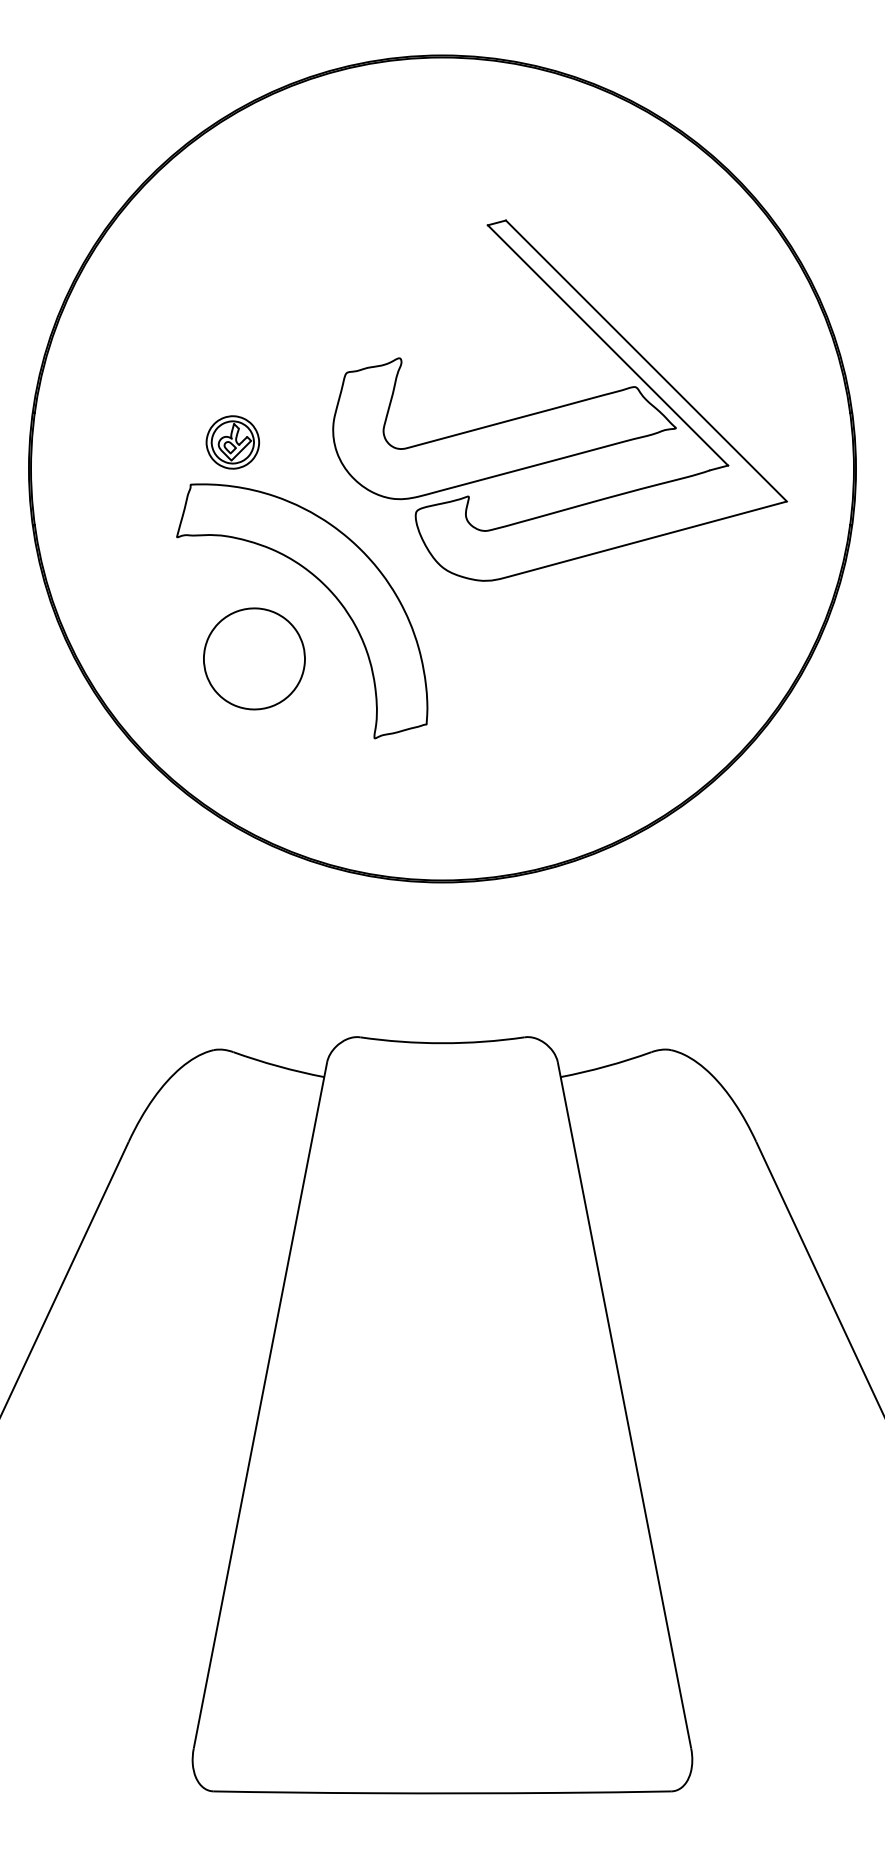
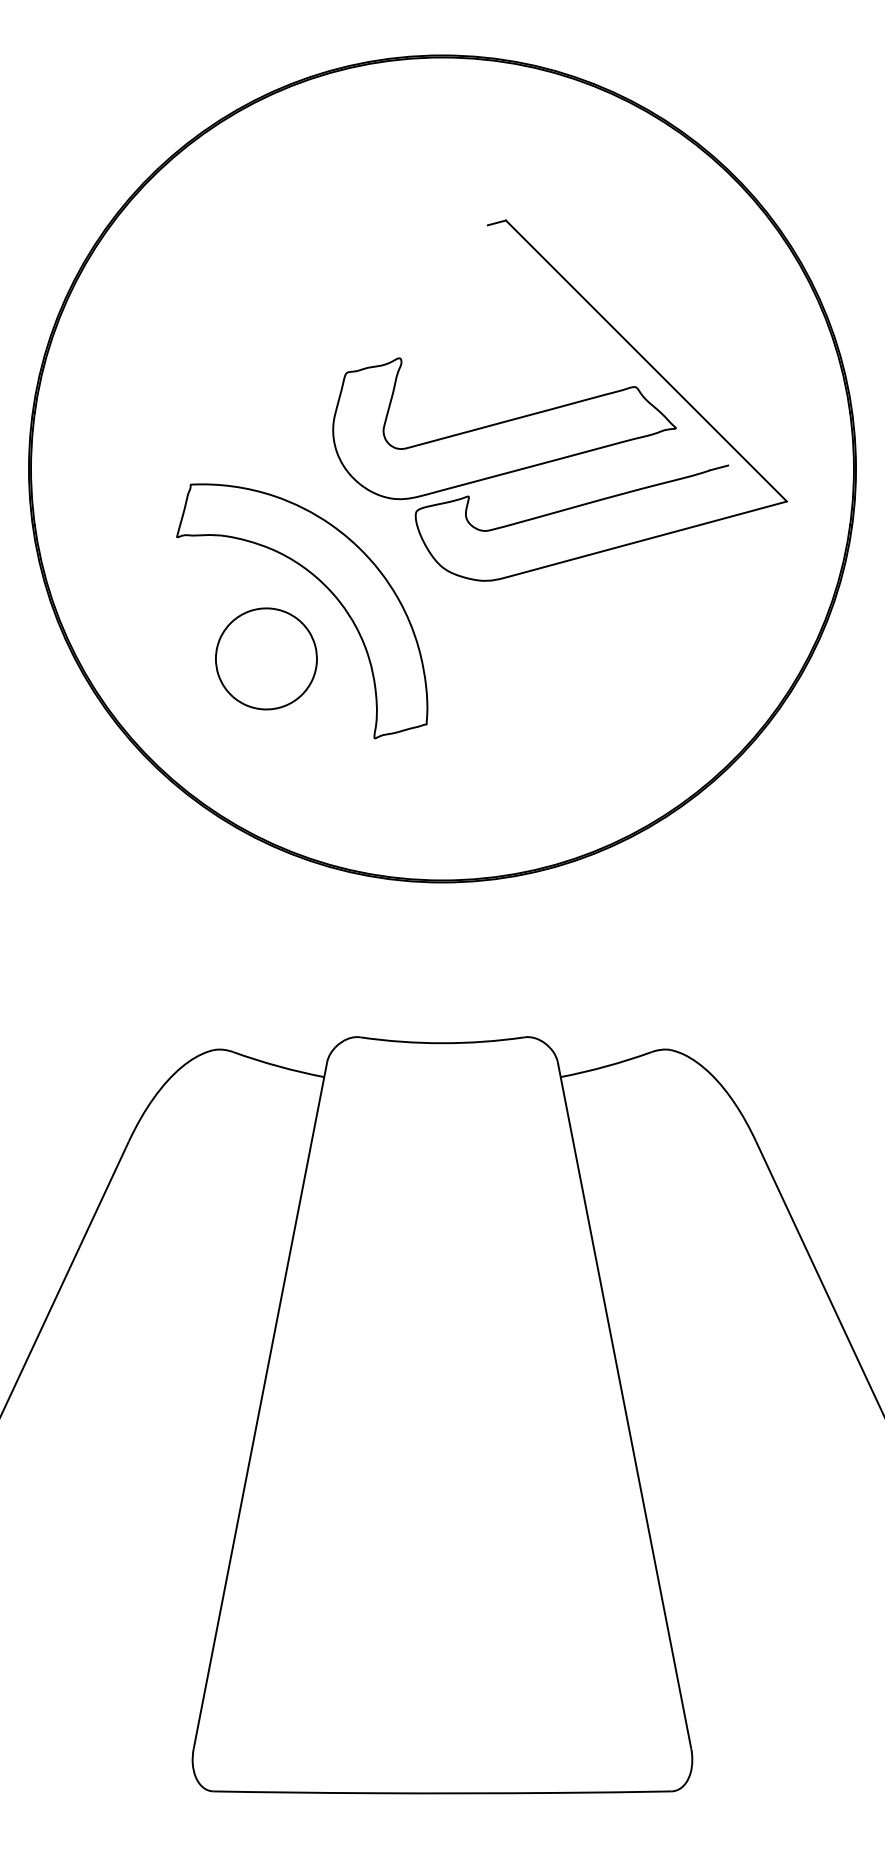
line: present -> none (607, 345)
part: present -> none (232, 442)
part position: (254, 658) -> (266, 658) (266, 658)
